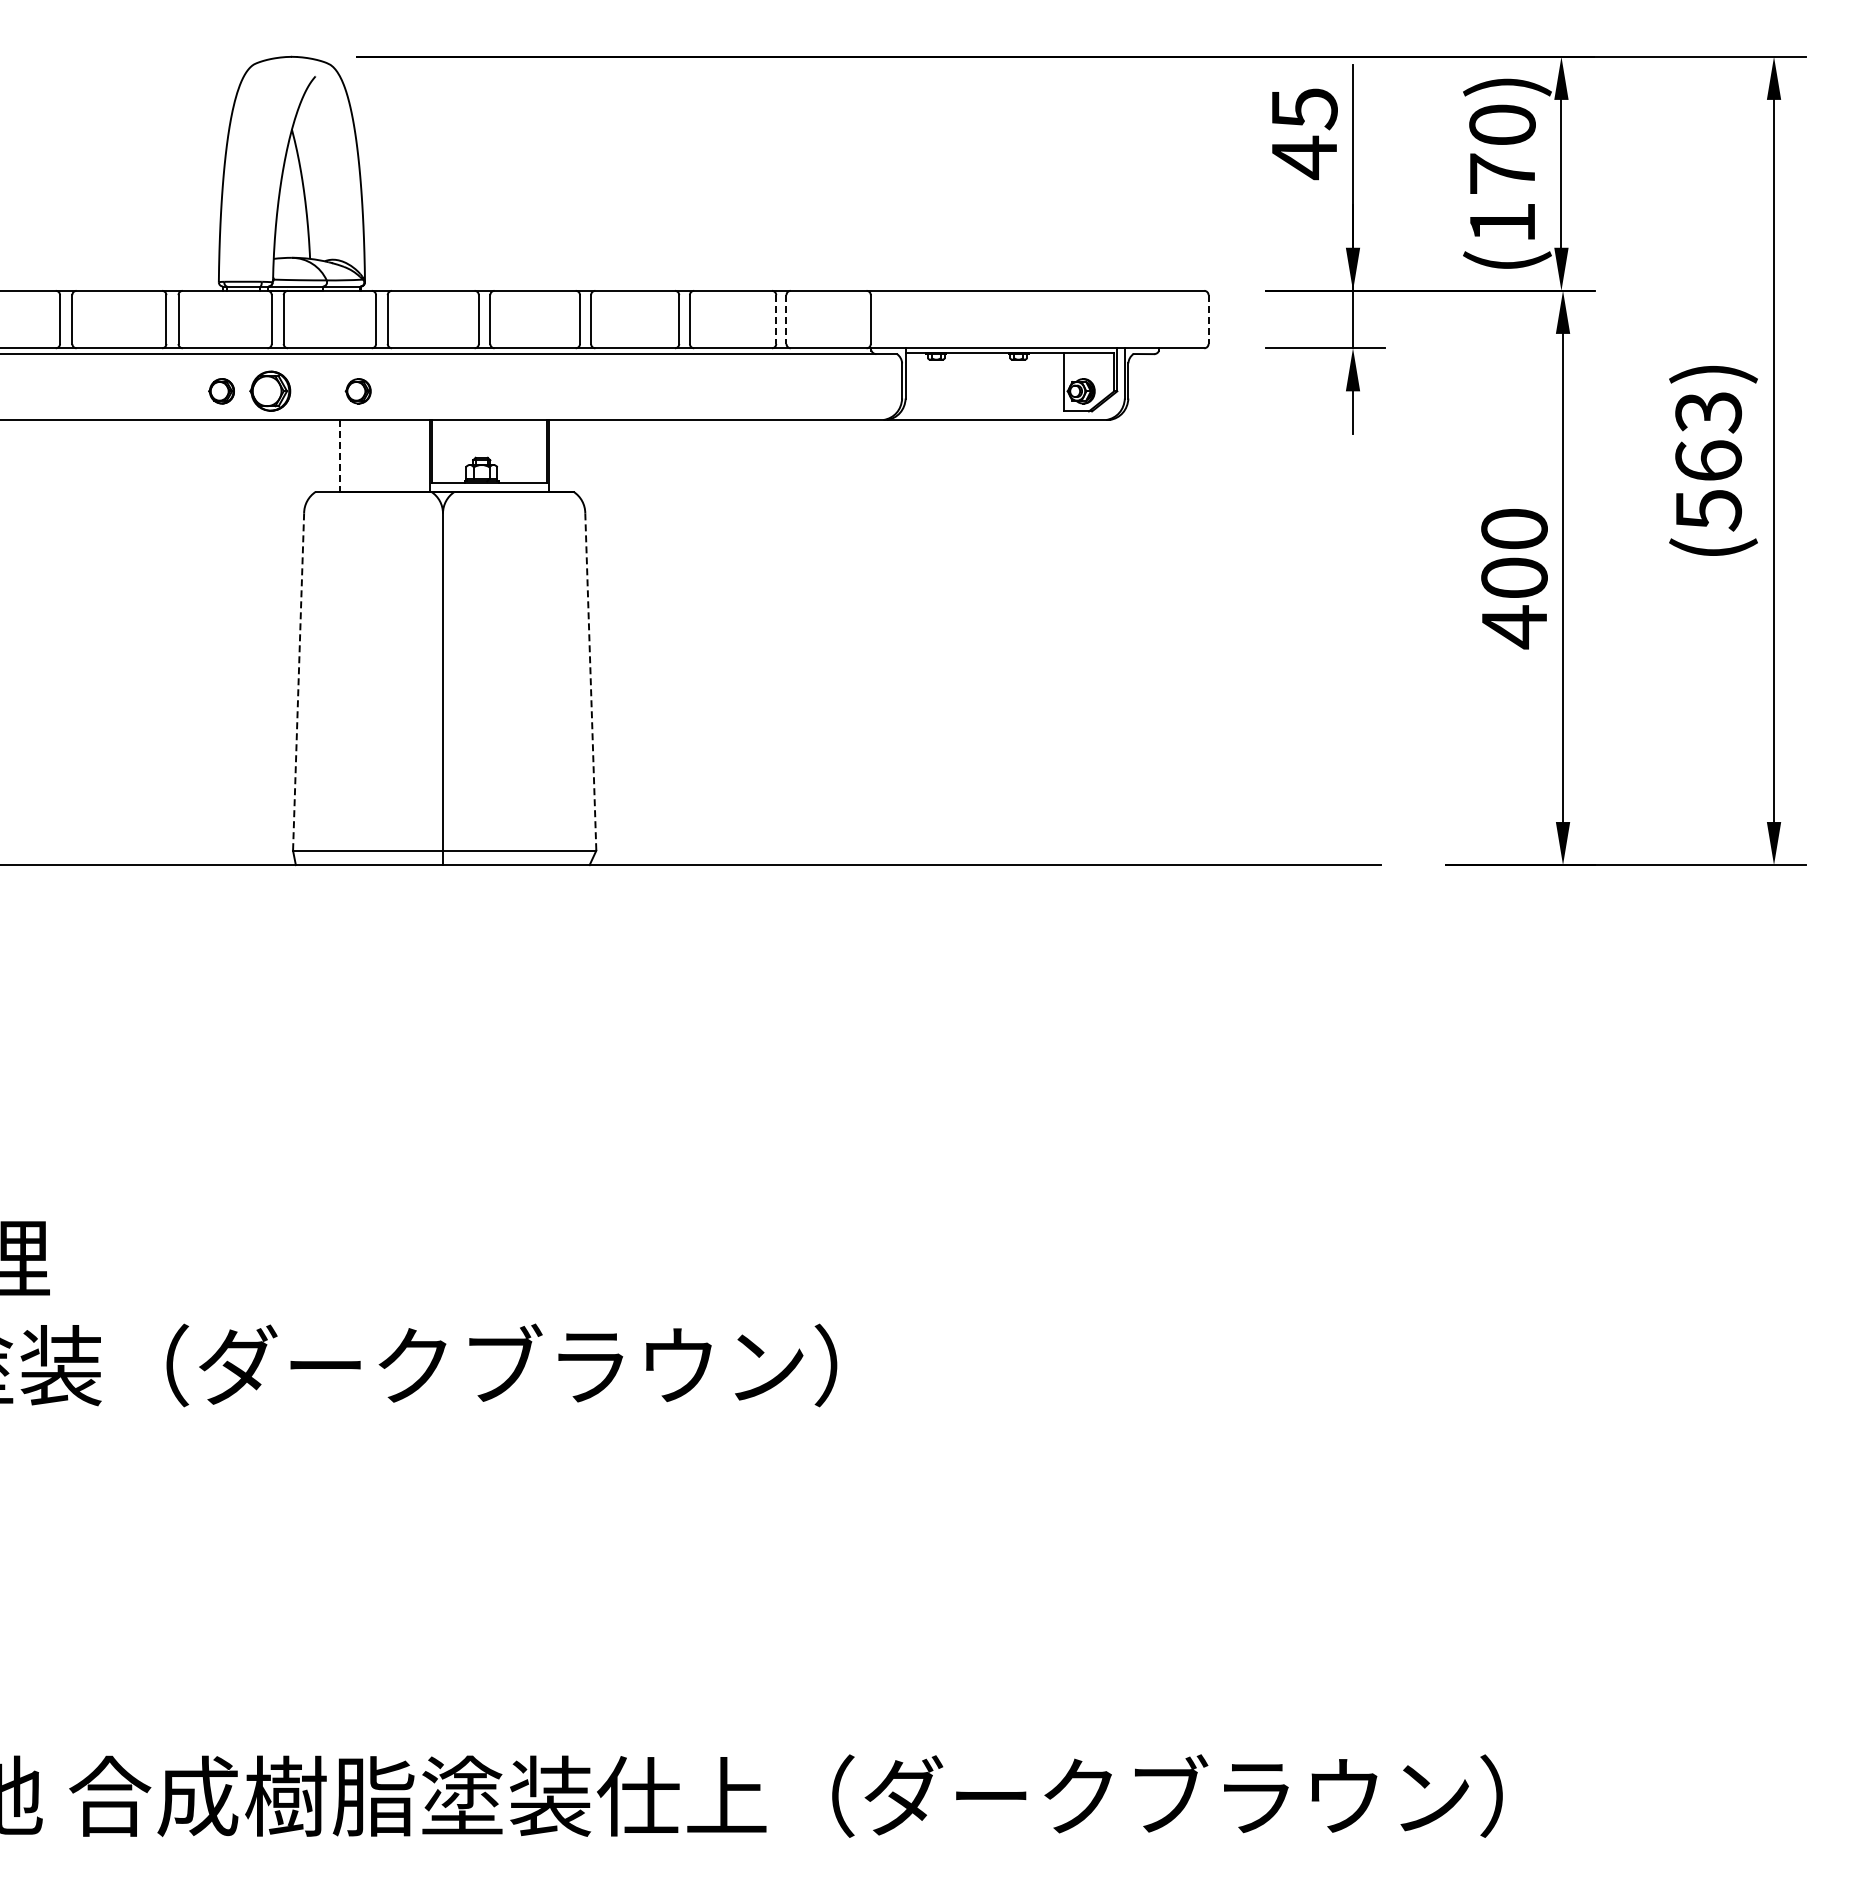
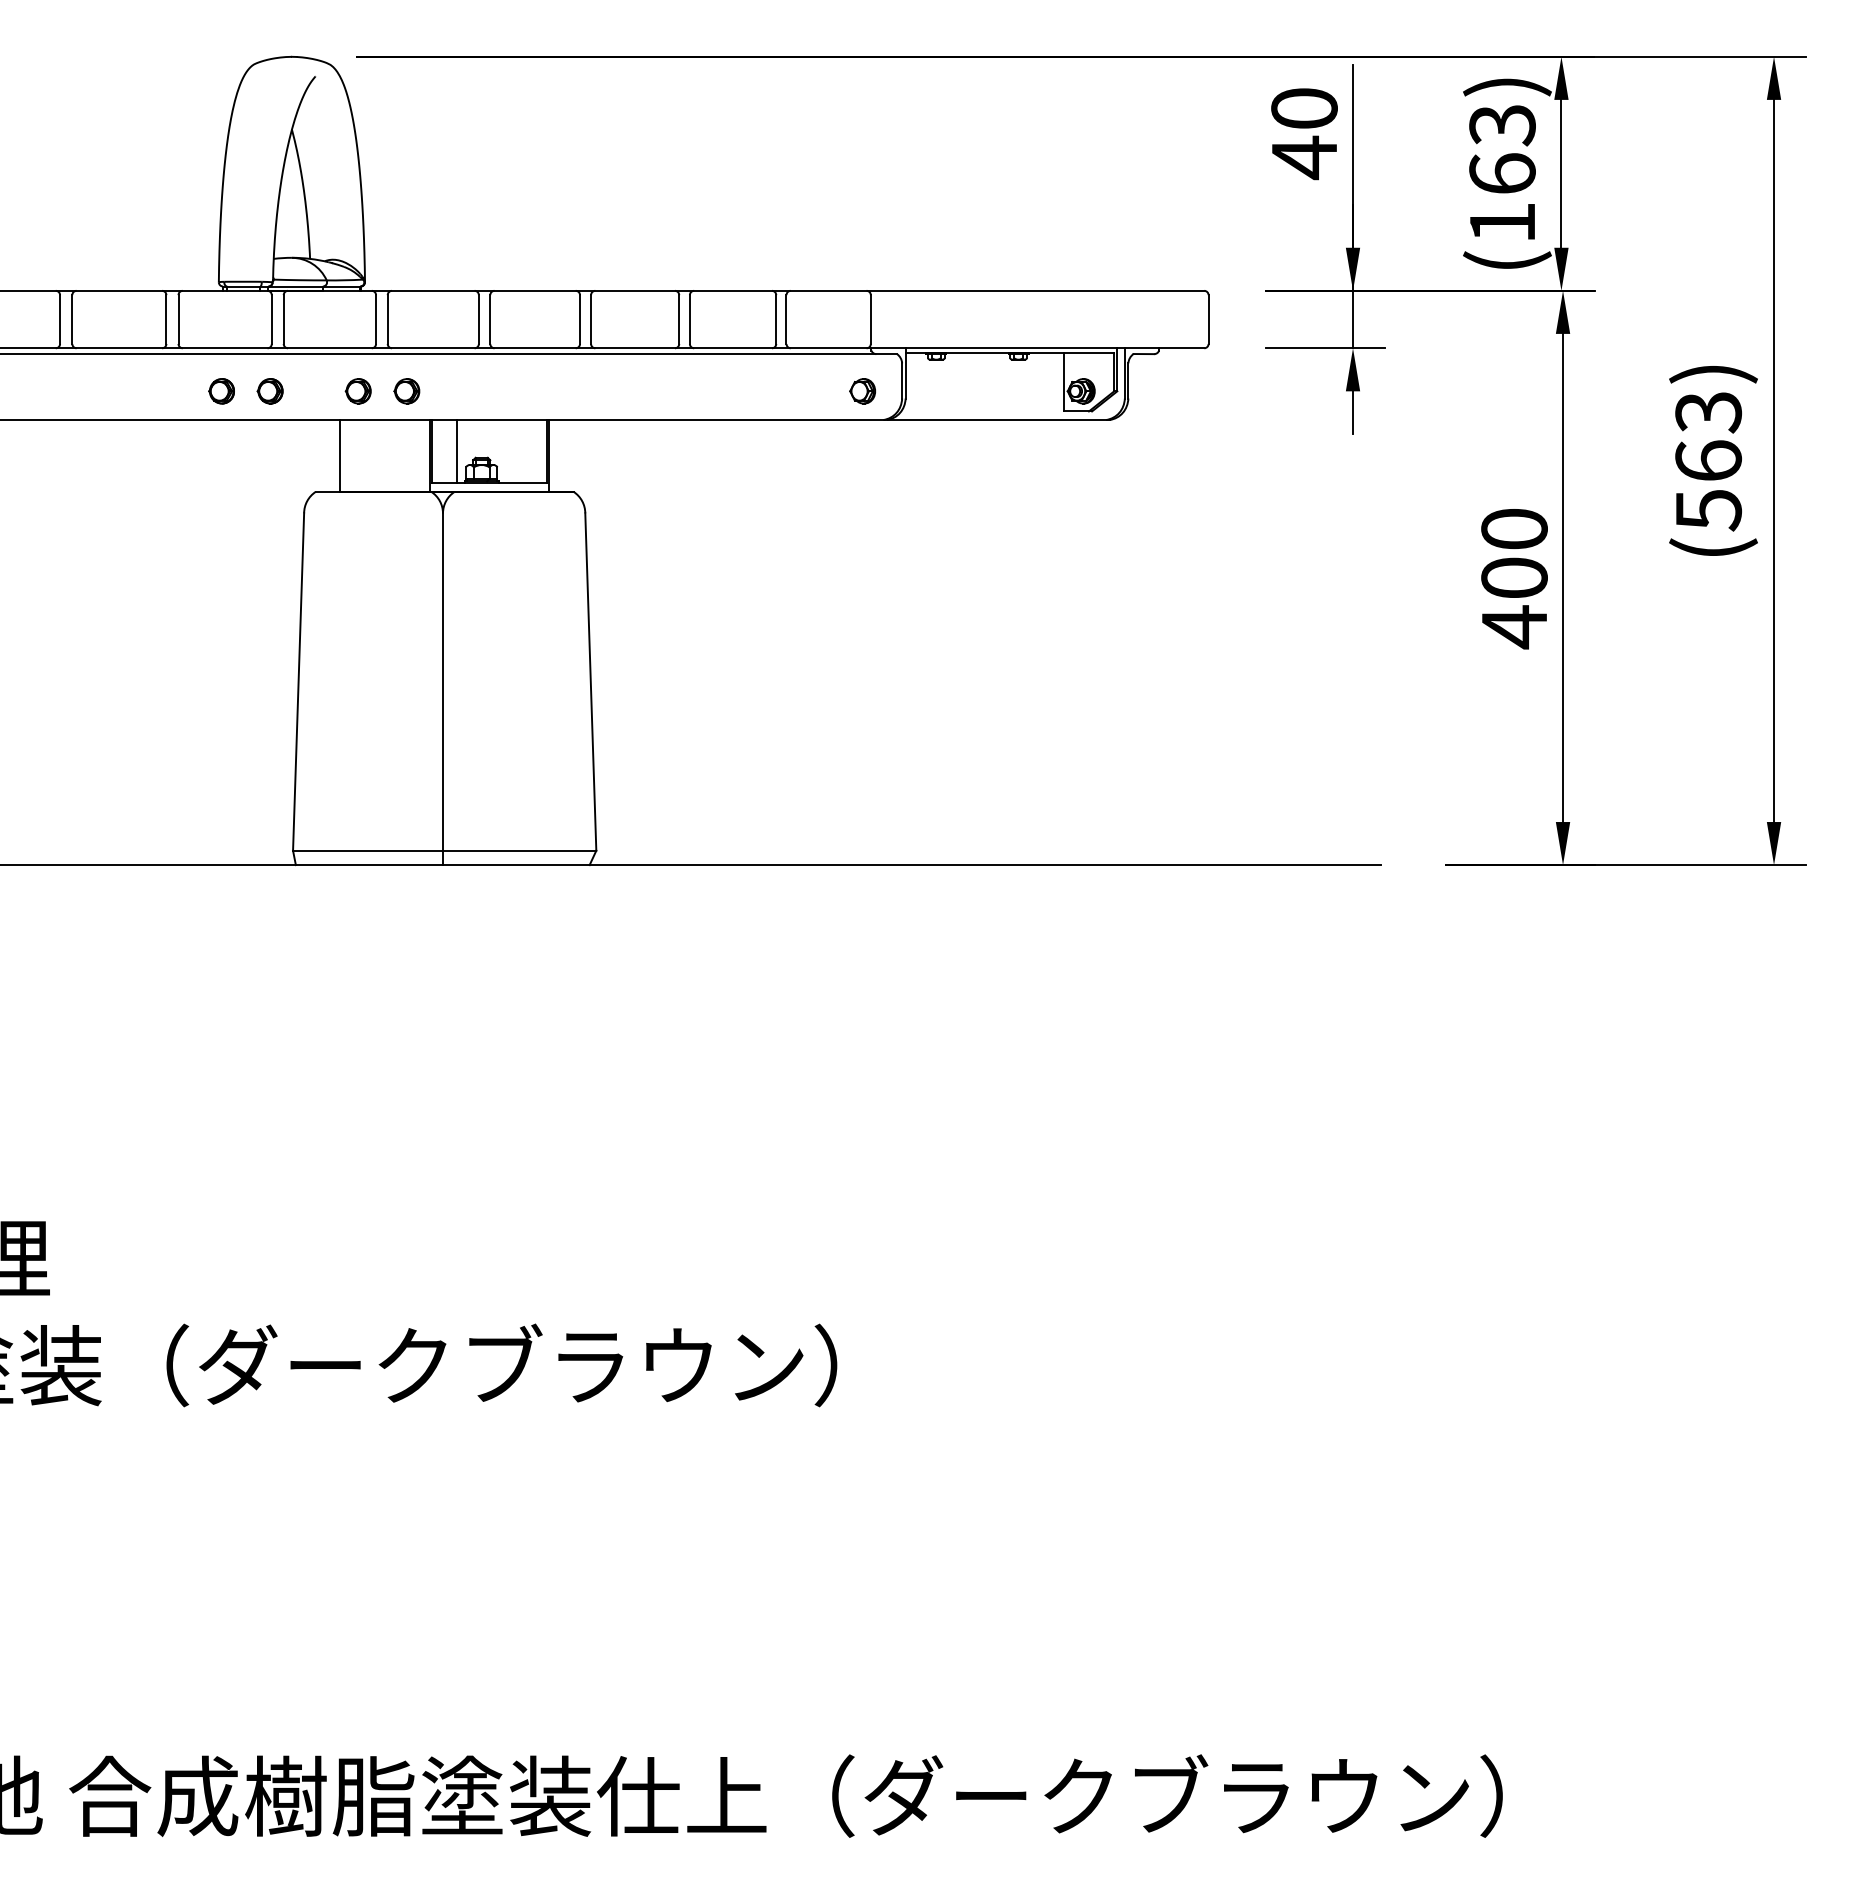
text: 45 -> 40 (1304, 109)
text: (170) -> (163) (1502, 148)
line: dashed -> solid (776, 320)
line: dashed -> solid (786, 320)
line: dashed -> solid (1208, 320)
part size: 43x42 px -> 28x27 px (269, 391)
part: none -> present (406, 391)
part: none -> present (862, 391)
line: none -> present (456, 451)
line: dashed -> solid (340, 455)
line: dashed -> solid (298, 682)
line: dashed -> solid (590, 682)
